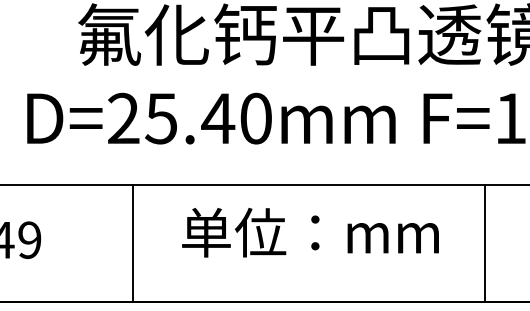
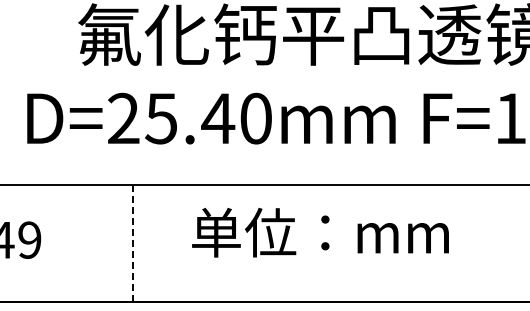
text position: (310, 232) -> (320, 232) (320, 232)
line: solid -> dashed (133, 243)
line: present -> none (485, 243)
